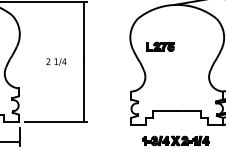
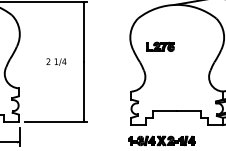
part position: (175, 140) -> (161, 140) (161, 140)
